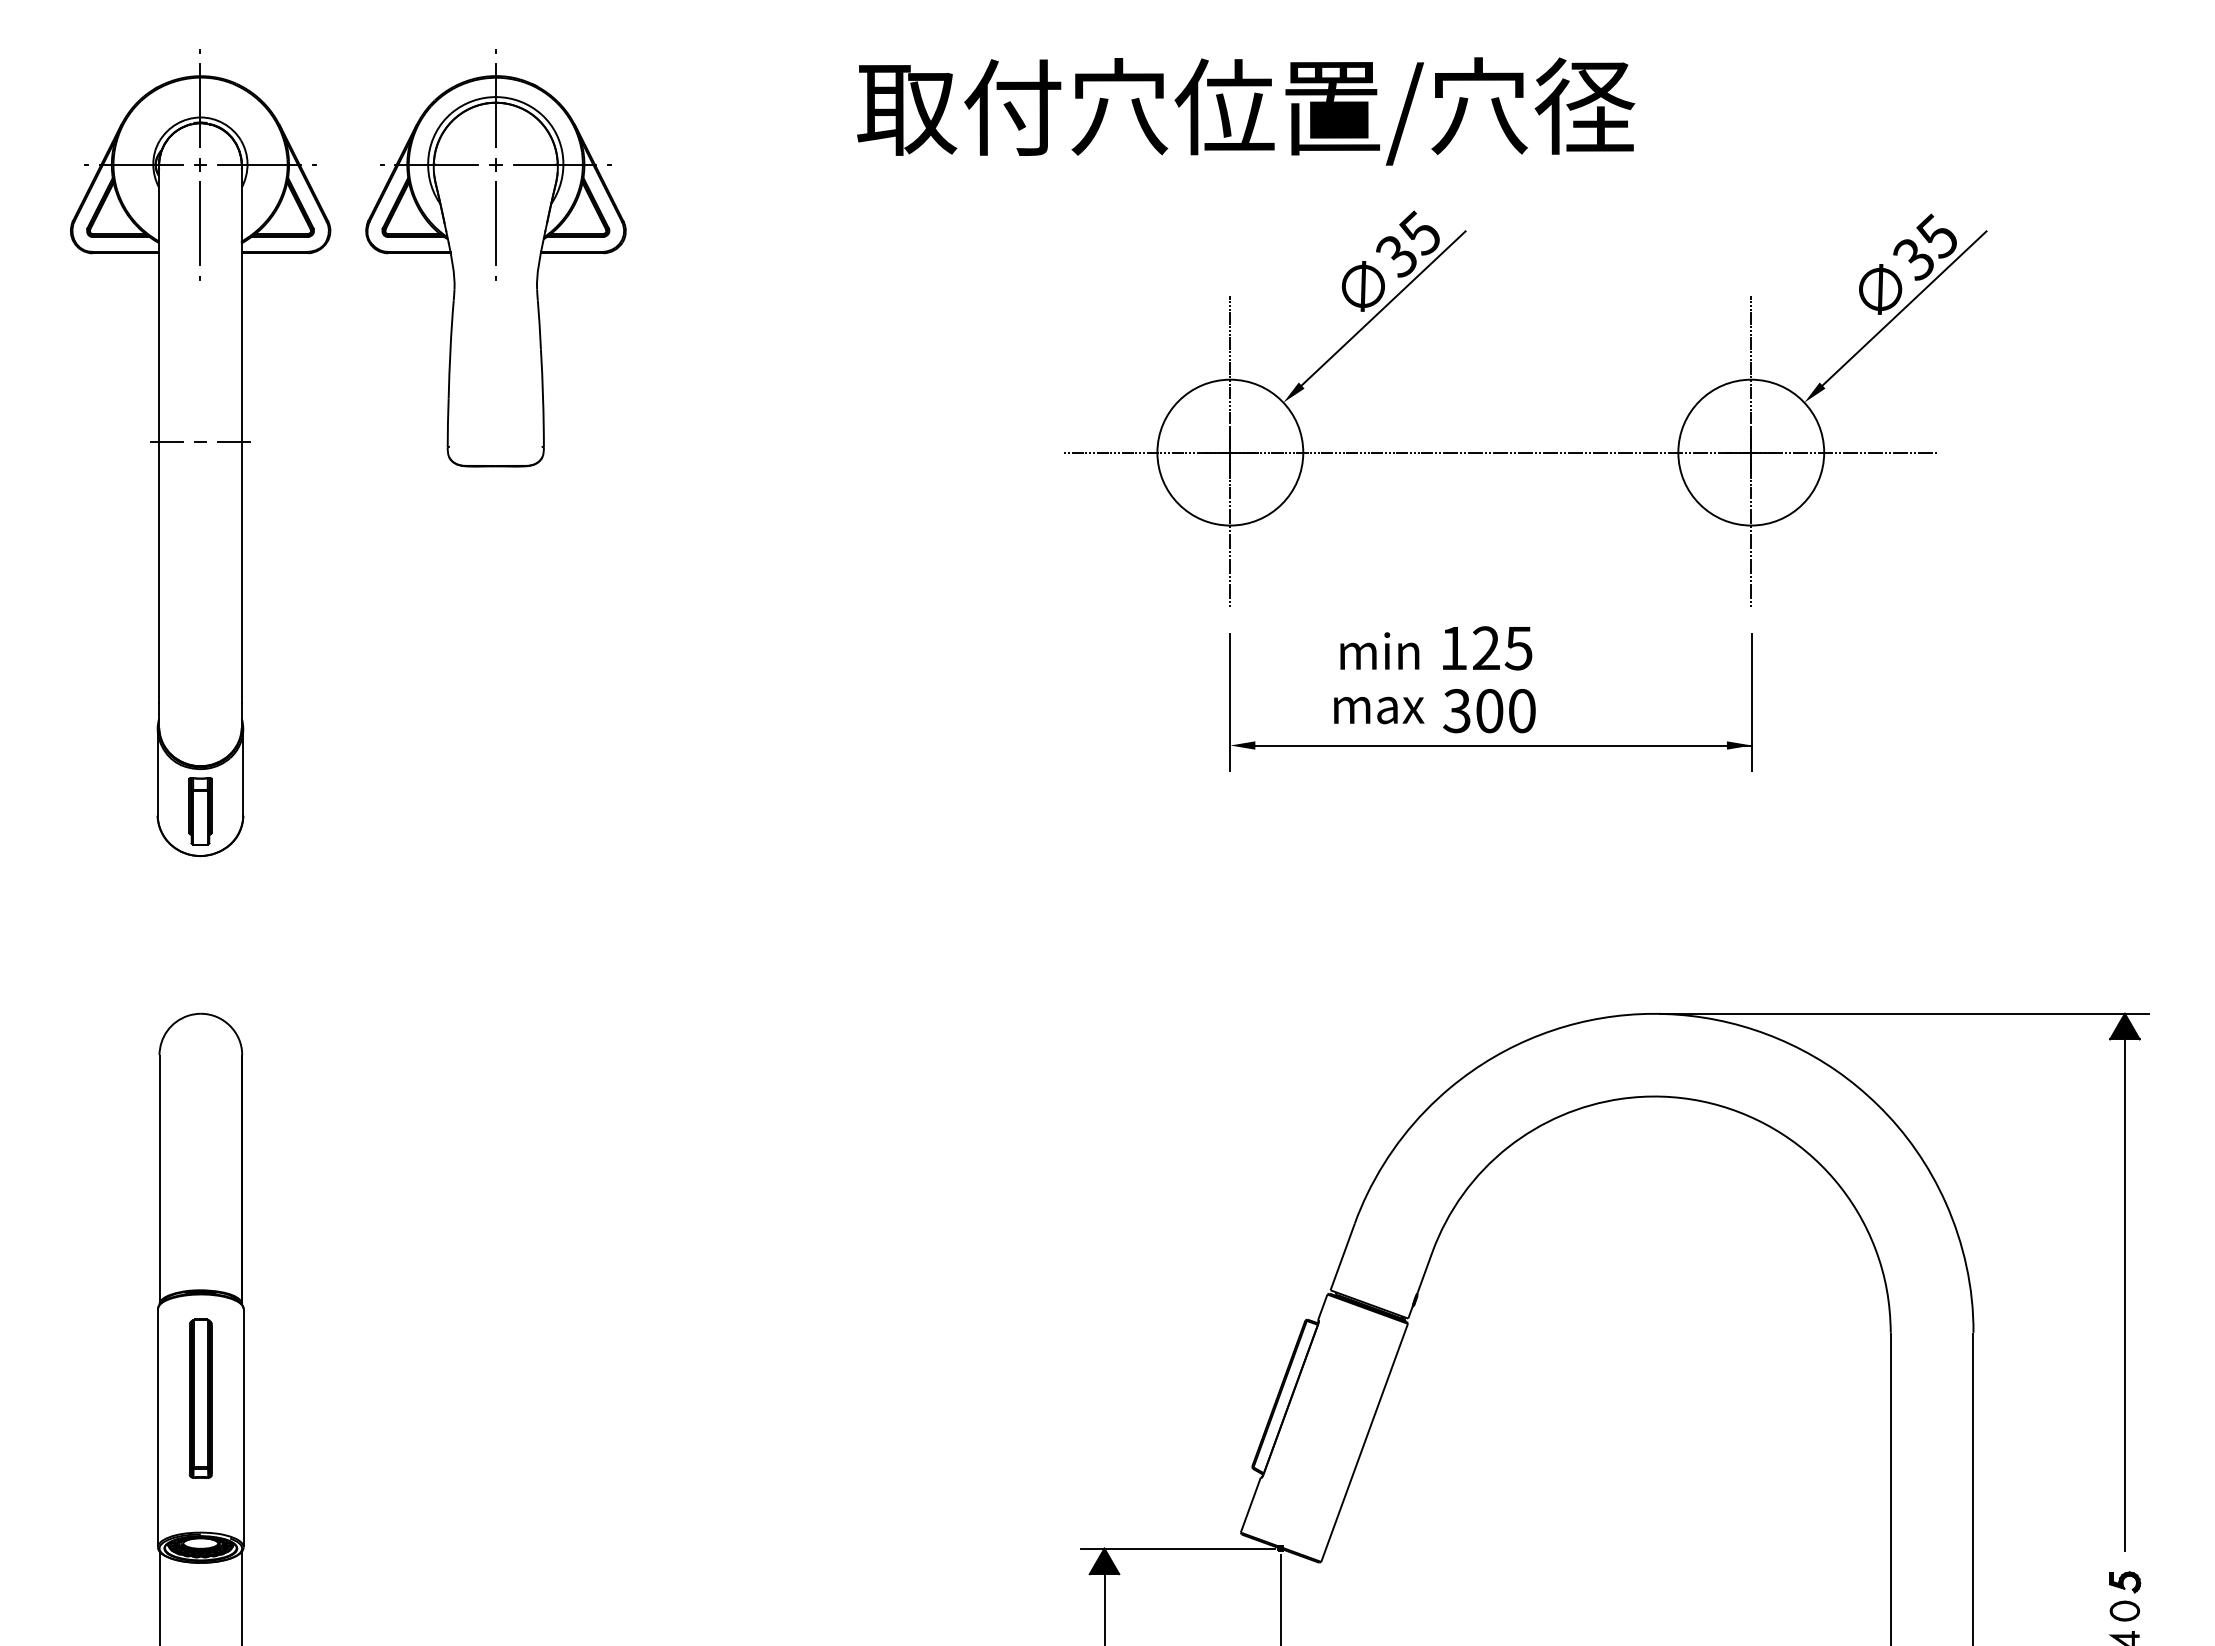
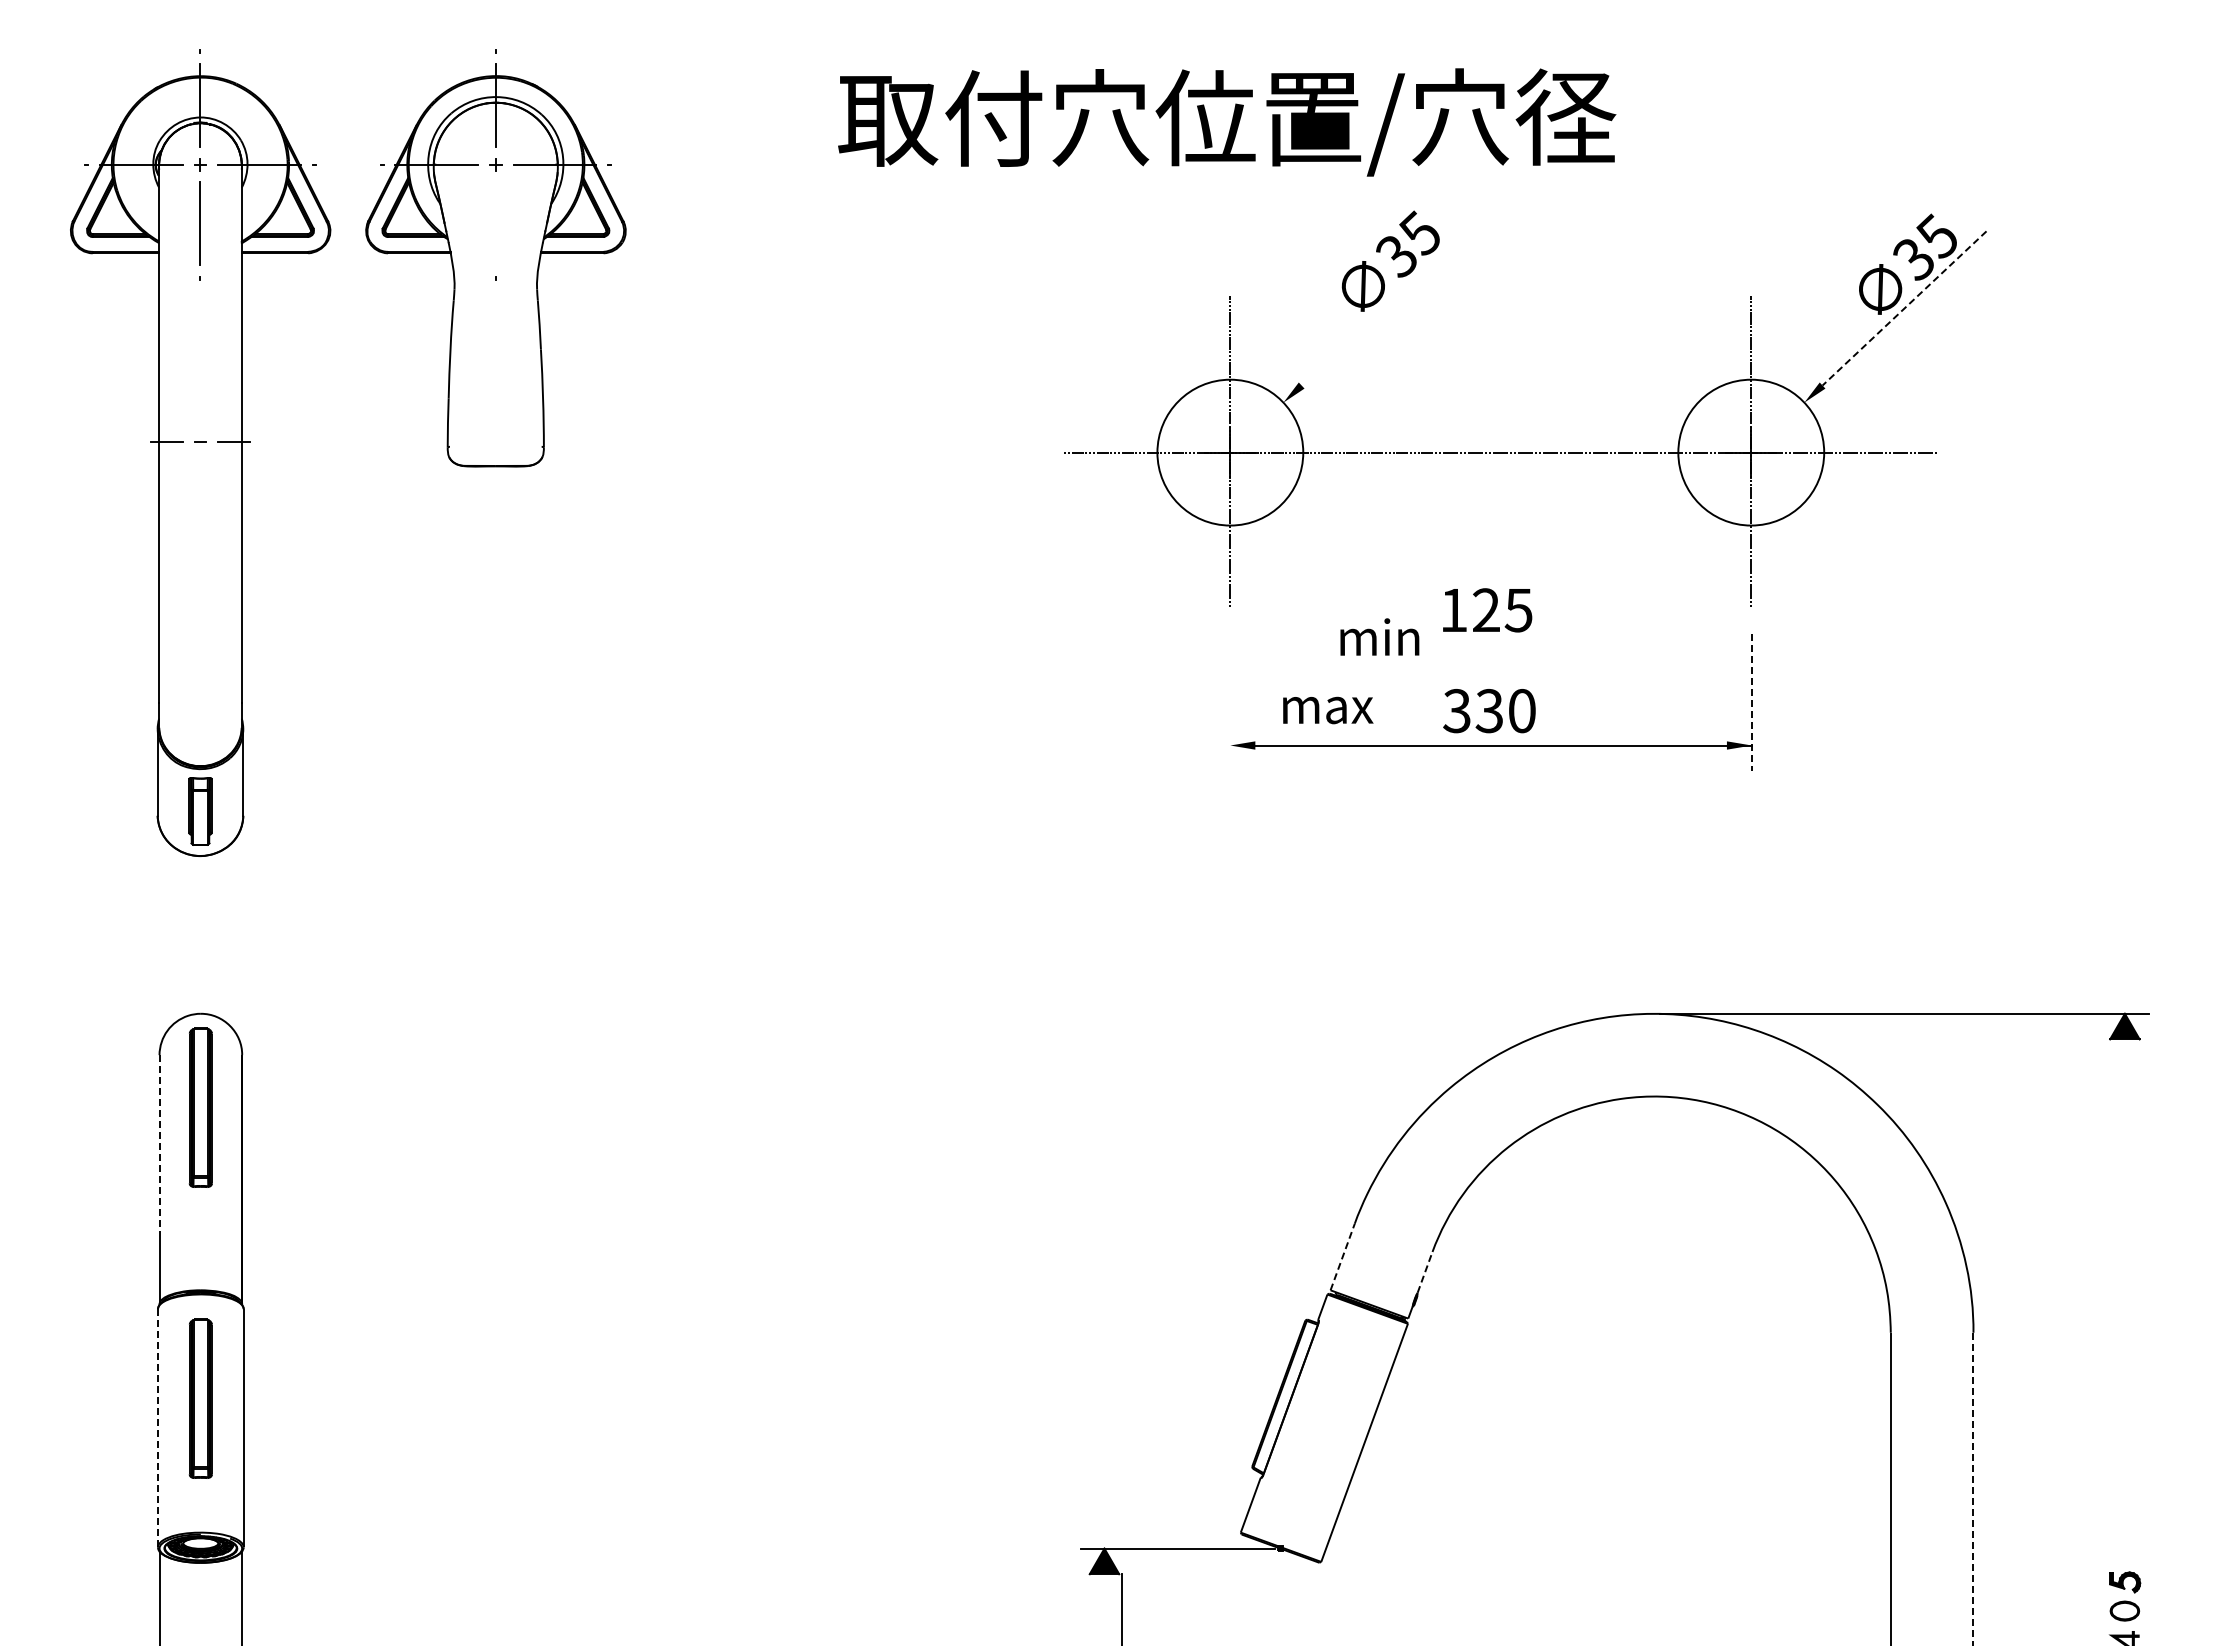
text position: (1246, 111) -> (1227, 122) (1227, 122)
line: present -> none (495, 223)
line: present -> none (1383, 308)
line: solid -> dashed (1904, 308)
text position: (1487, 648) -> (1487, 610) (1487, 610)
text position: (1379, 650) -> (1379, 636) (1379, 636)
line: present -> none (1230, 701)
line: solid -> dashed (1751, 702)
text position: (1379, 710) -> (1328, 710) (1328, 710)
text: 300 -> 330 (1489, 711)
part: none -> present (200, 1107)
line: solid -> dashed (159, 1146)
line: solid -> dashed (1342, 1256)
line: solid -> dashed (1425, 1272)
line: present -> none (2124, 1295)
line: solid -> dashed (158, 1428)
line: solid -> dashed (1973, 1488)
line: present -> none (1280, 1598)
line position: (1104, 1608) -> (1121, 1608) (1121, 1608)
